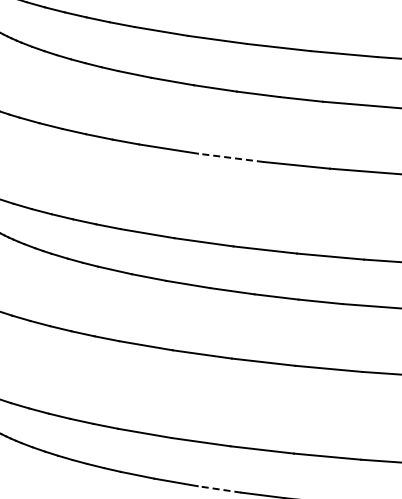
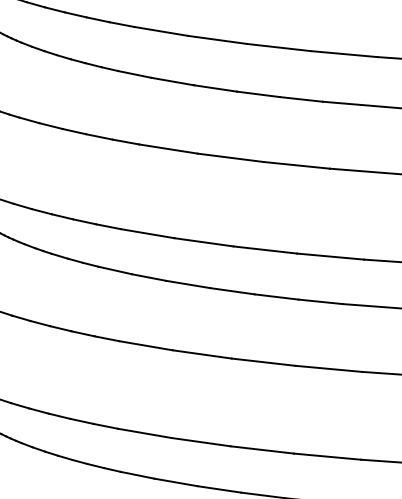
line: dashed -> solid (230, 157)
line: dashed -> solid (219, 489)
